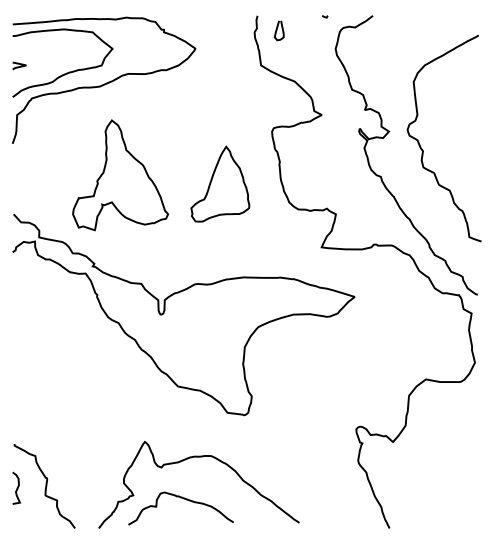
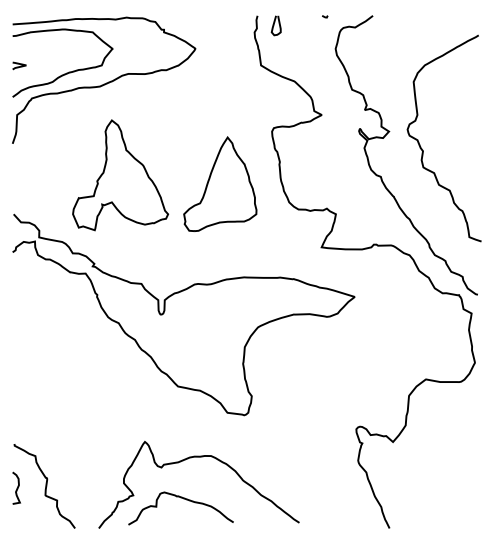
curve position: (277, 30) -> (274, 25) (274, 25)
part size: 61x78 px -> 75x96 px (220, 183)
